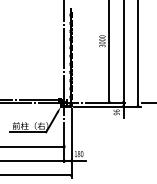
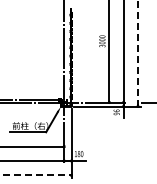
line: solid -> dashed (138, 53)
line: solid -> dashed (36, 175)
